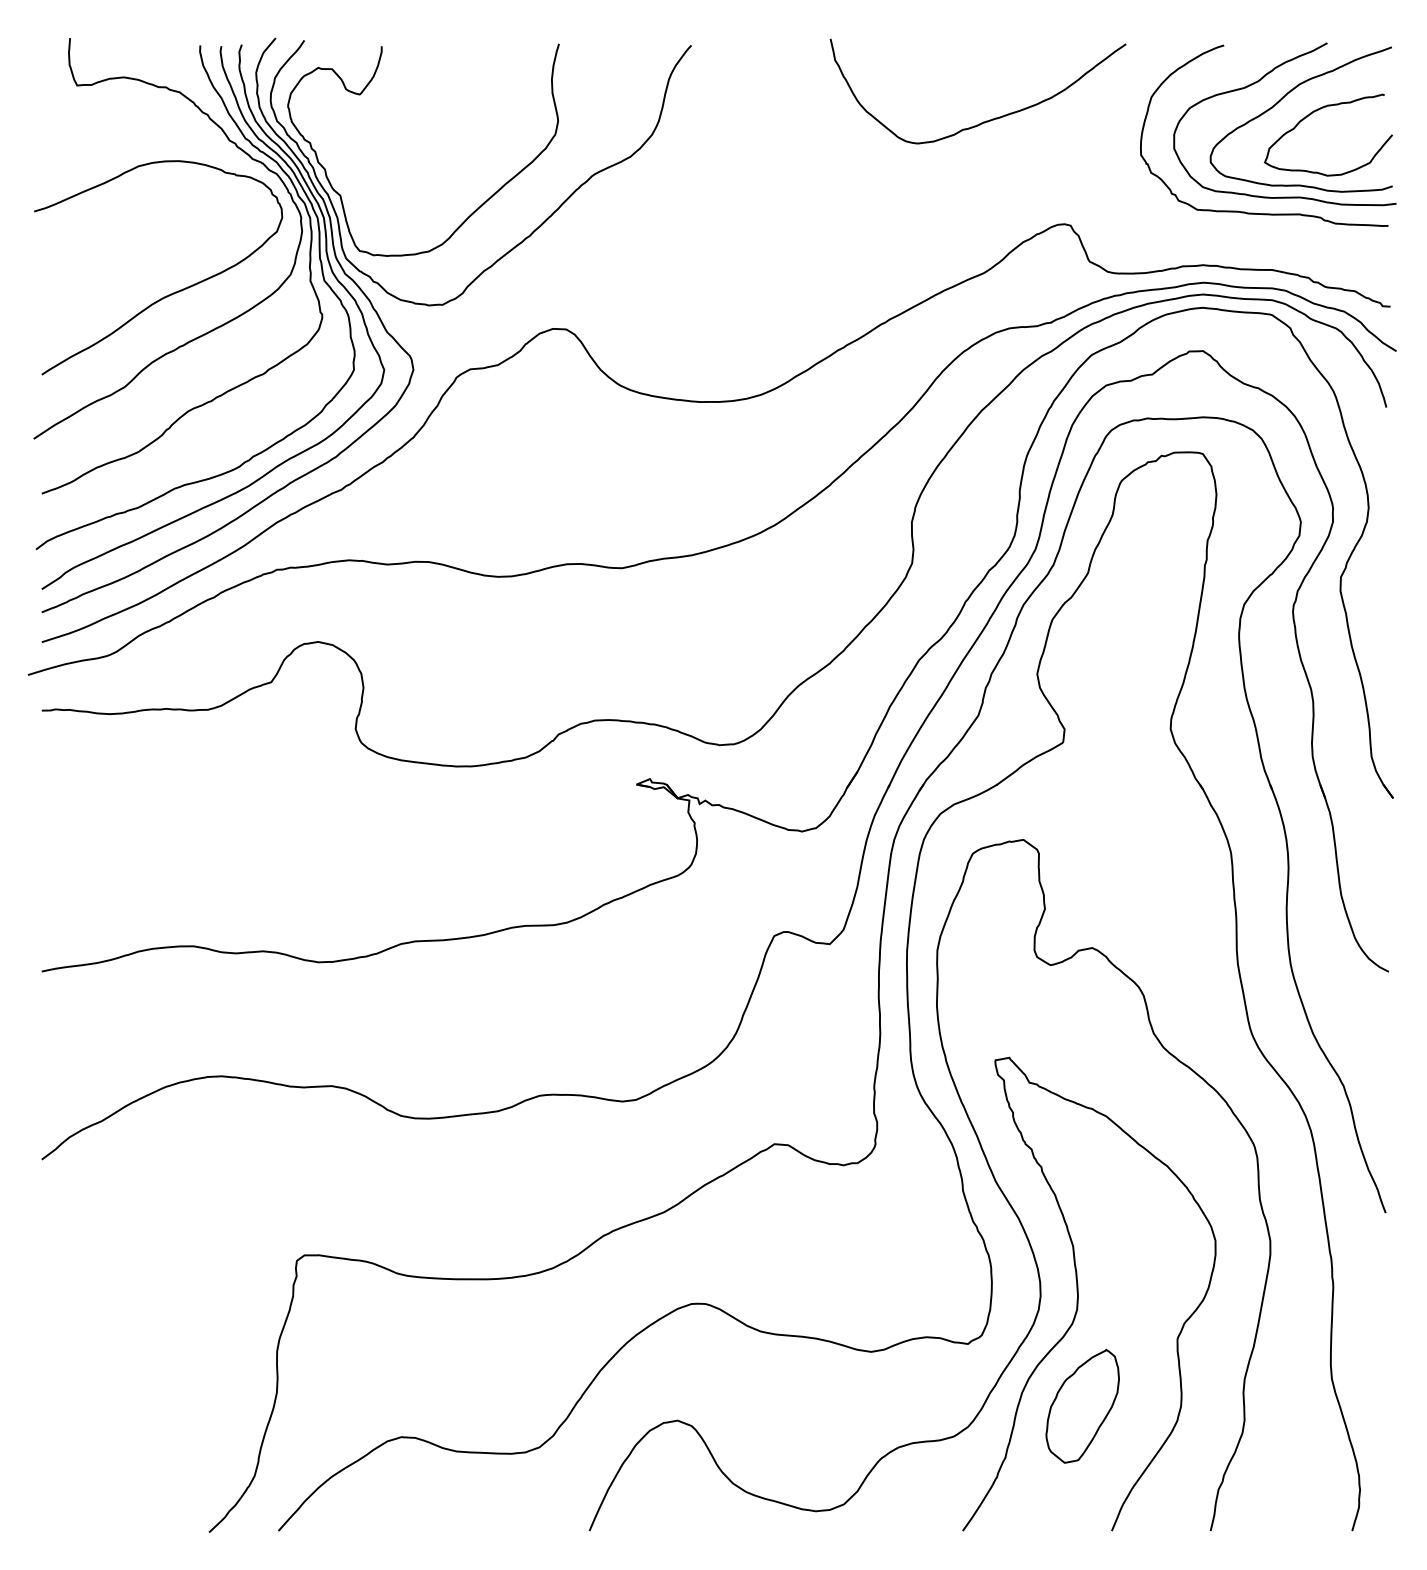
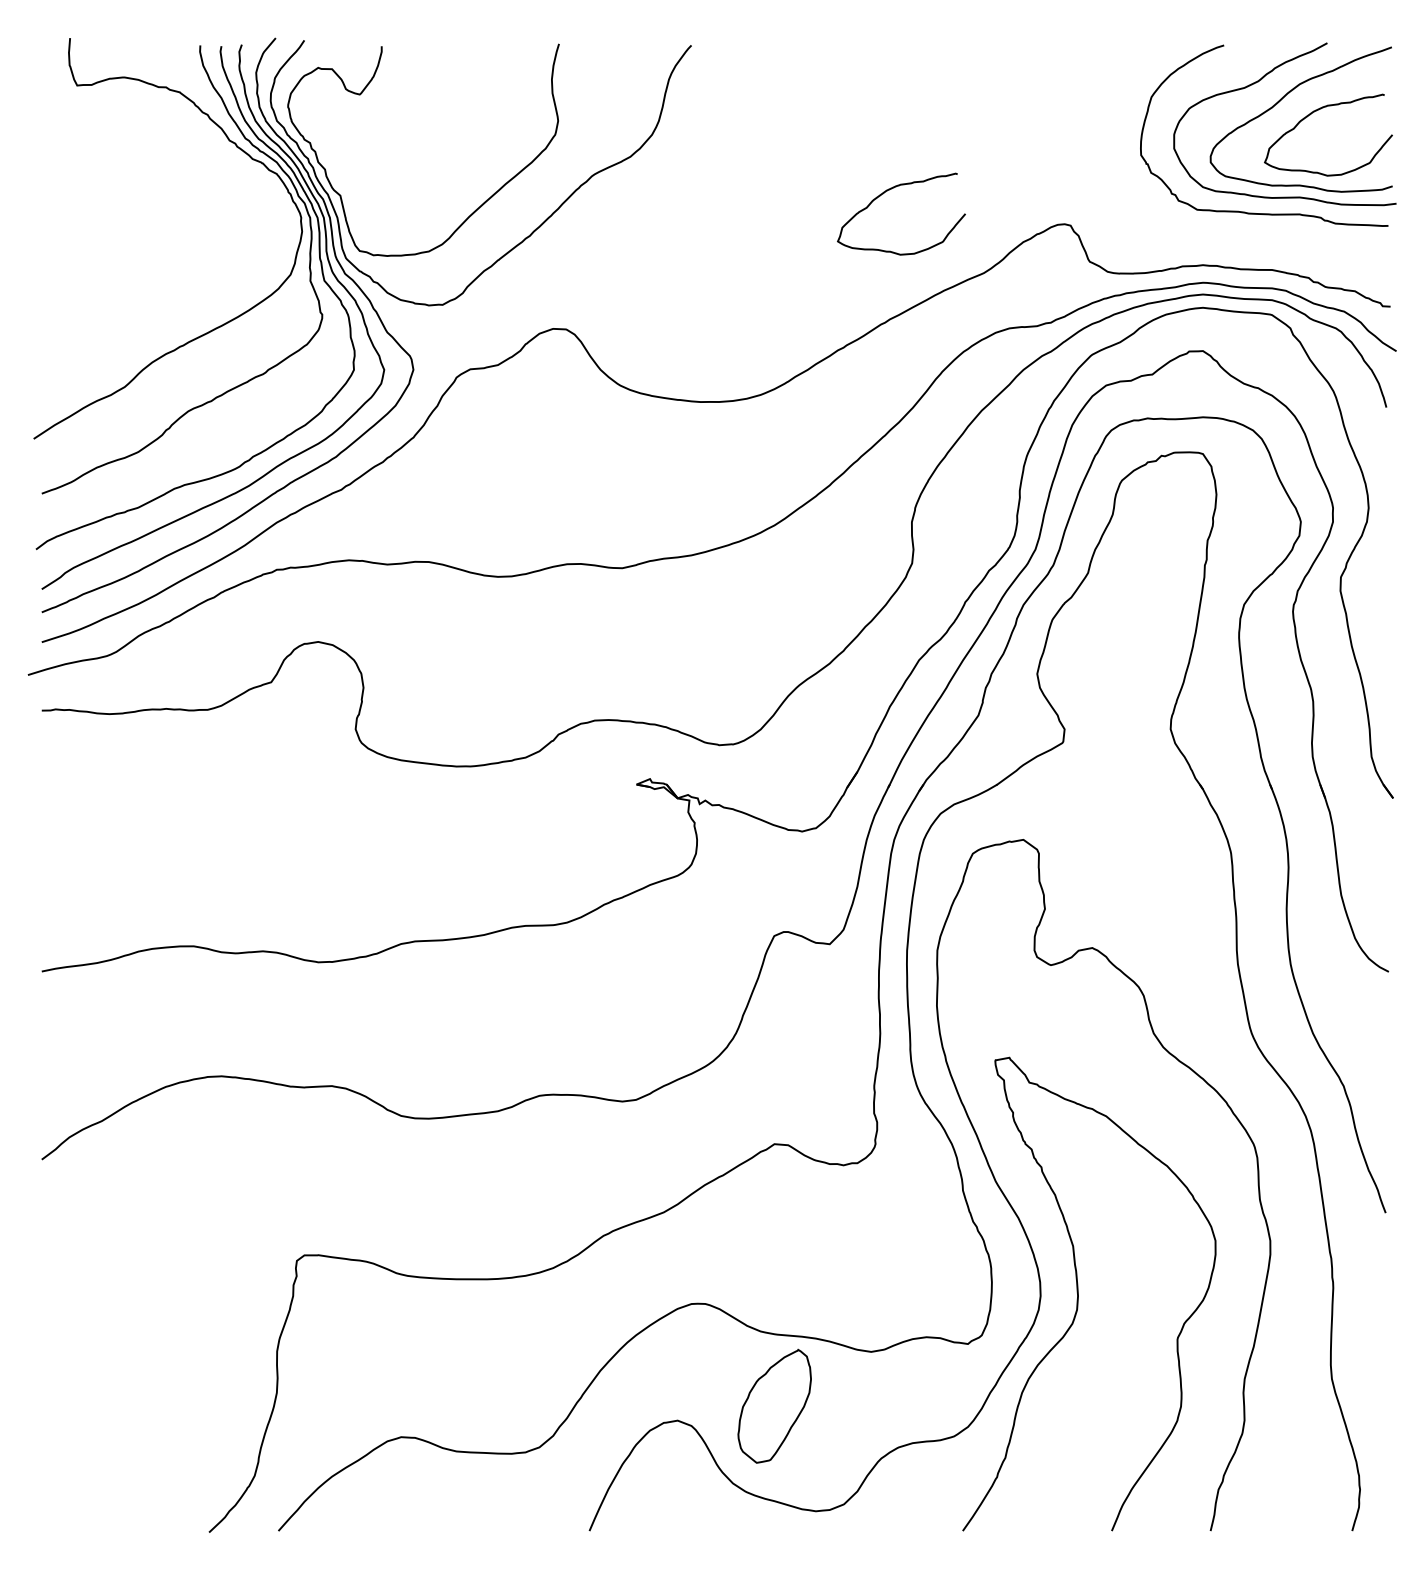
curve: present -> none (986, 120)
curve: none -> present (889, 190)
curve: present -> none (170, 293)
part position: (1082, 1405) -> (774, 1405) (774, 1405)
